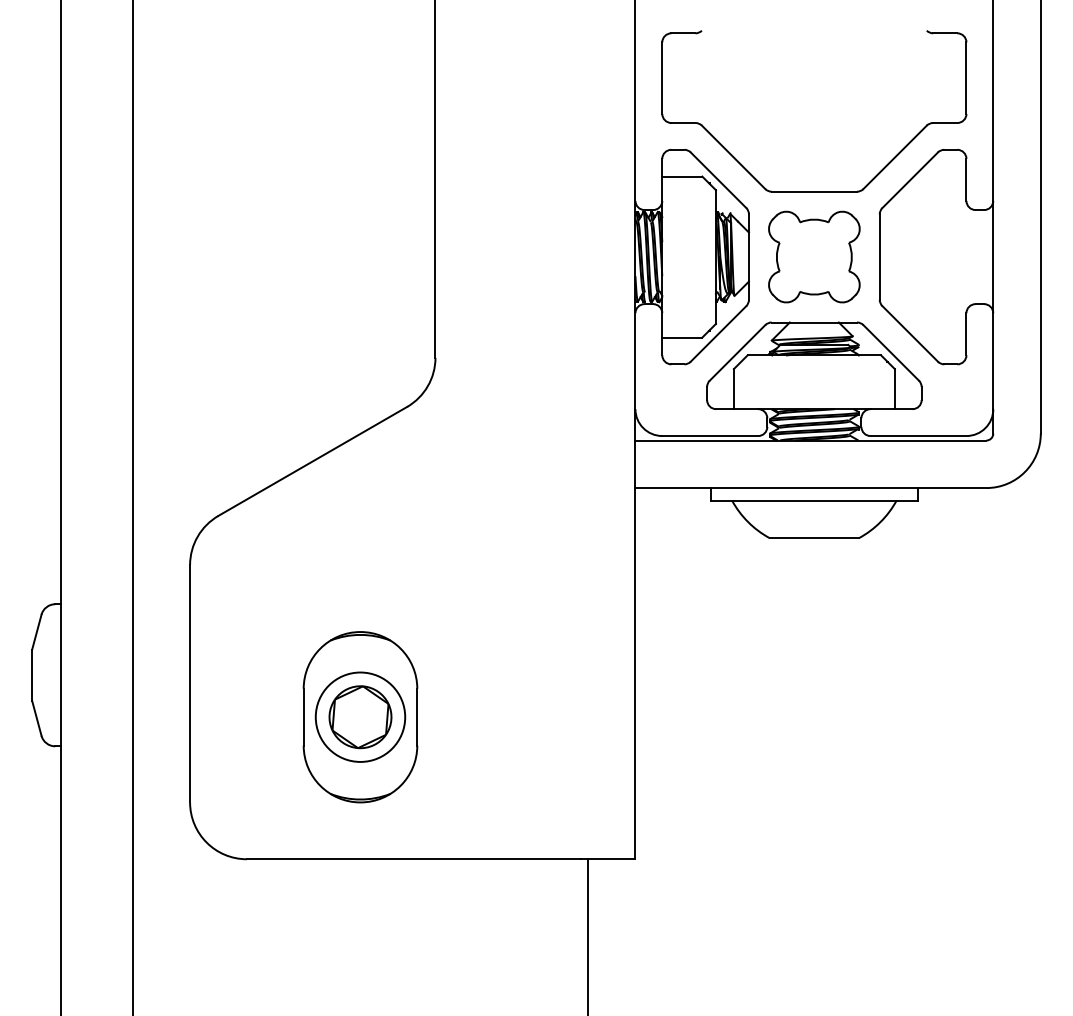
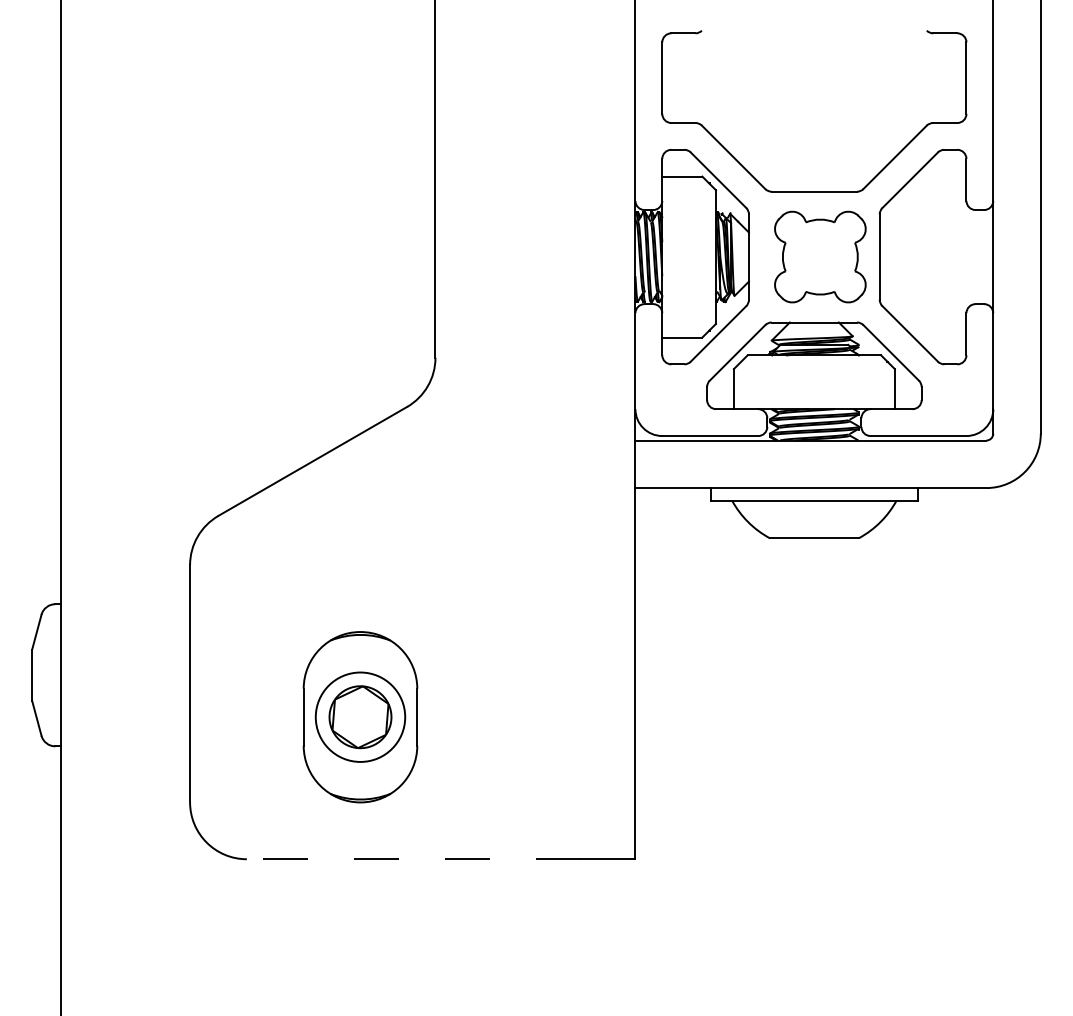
part position: (814, 256) -> (820, 256) (820, 256)
line: present -> none (133, 507)
line: solid -> dashed (413, 859)
line: present -> none (587, 935)
